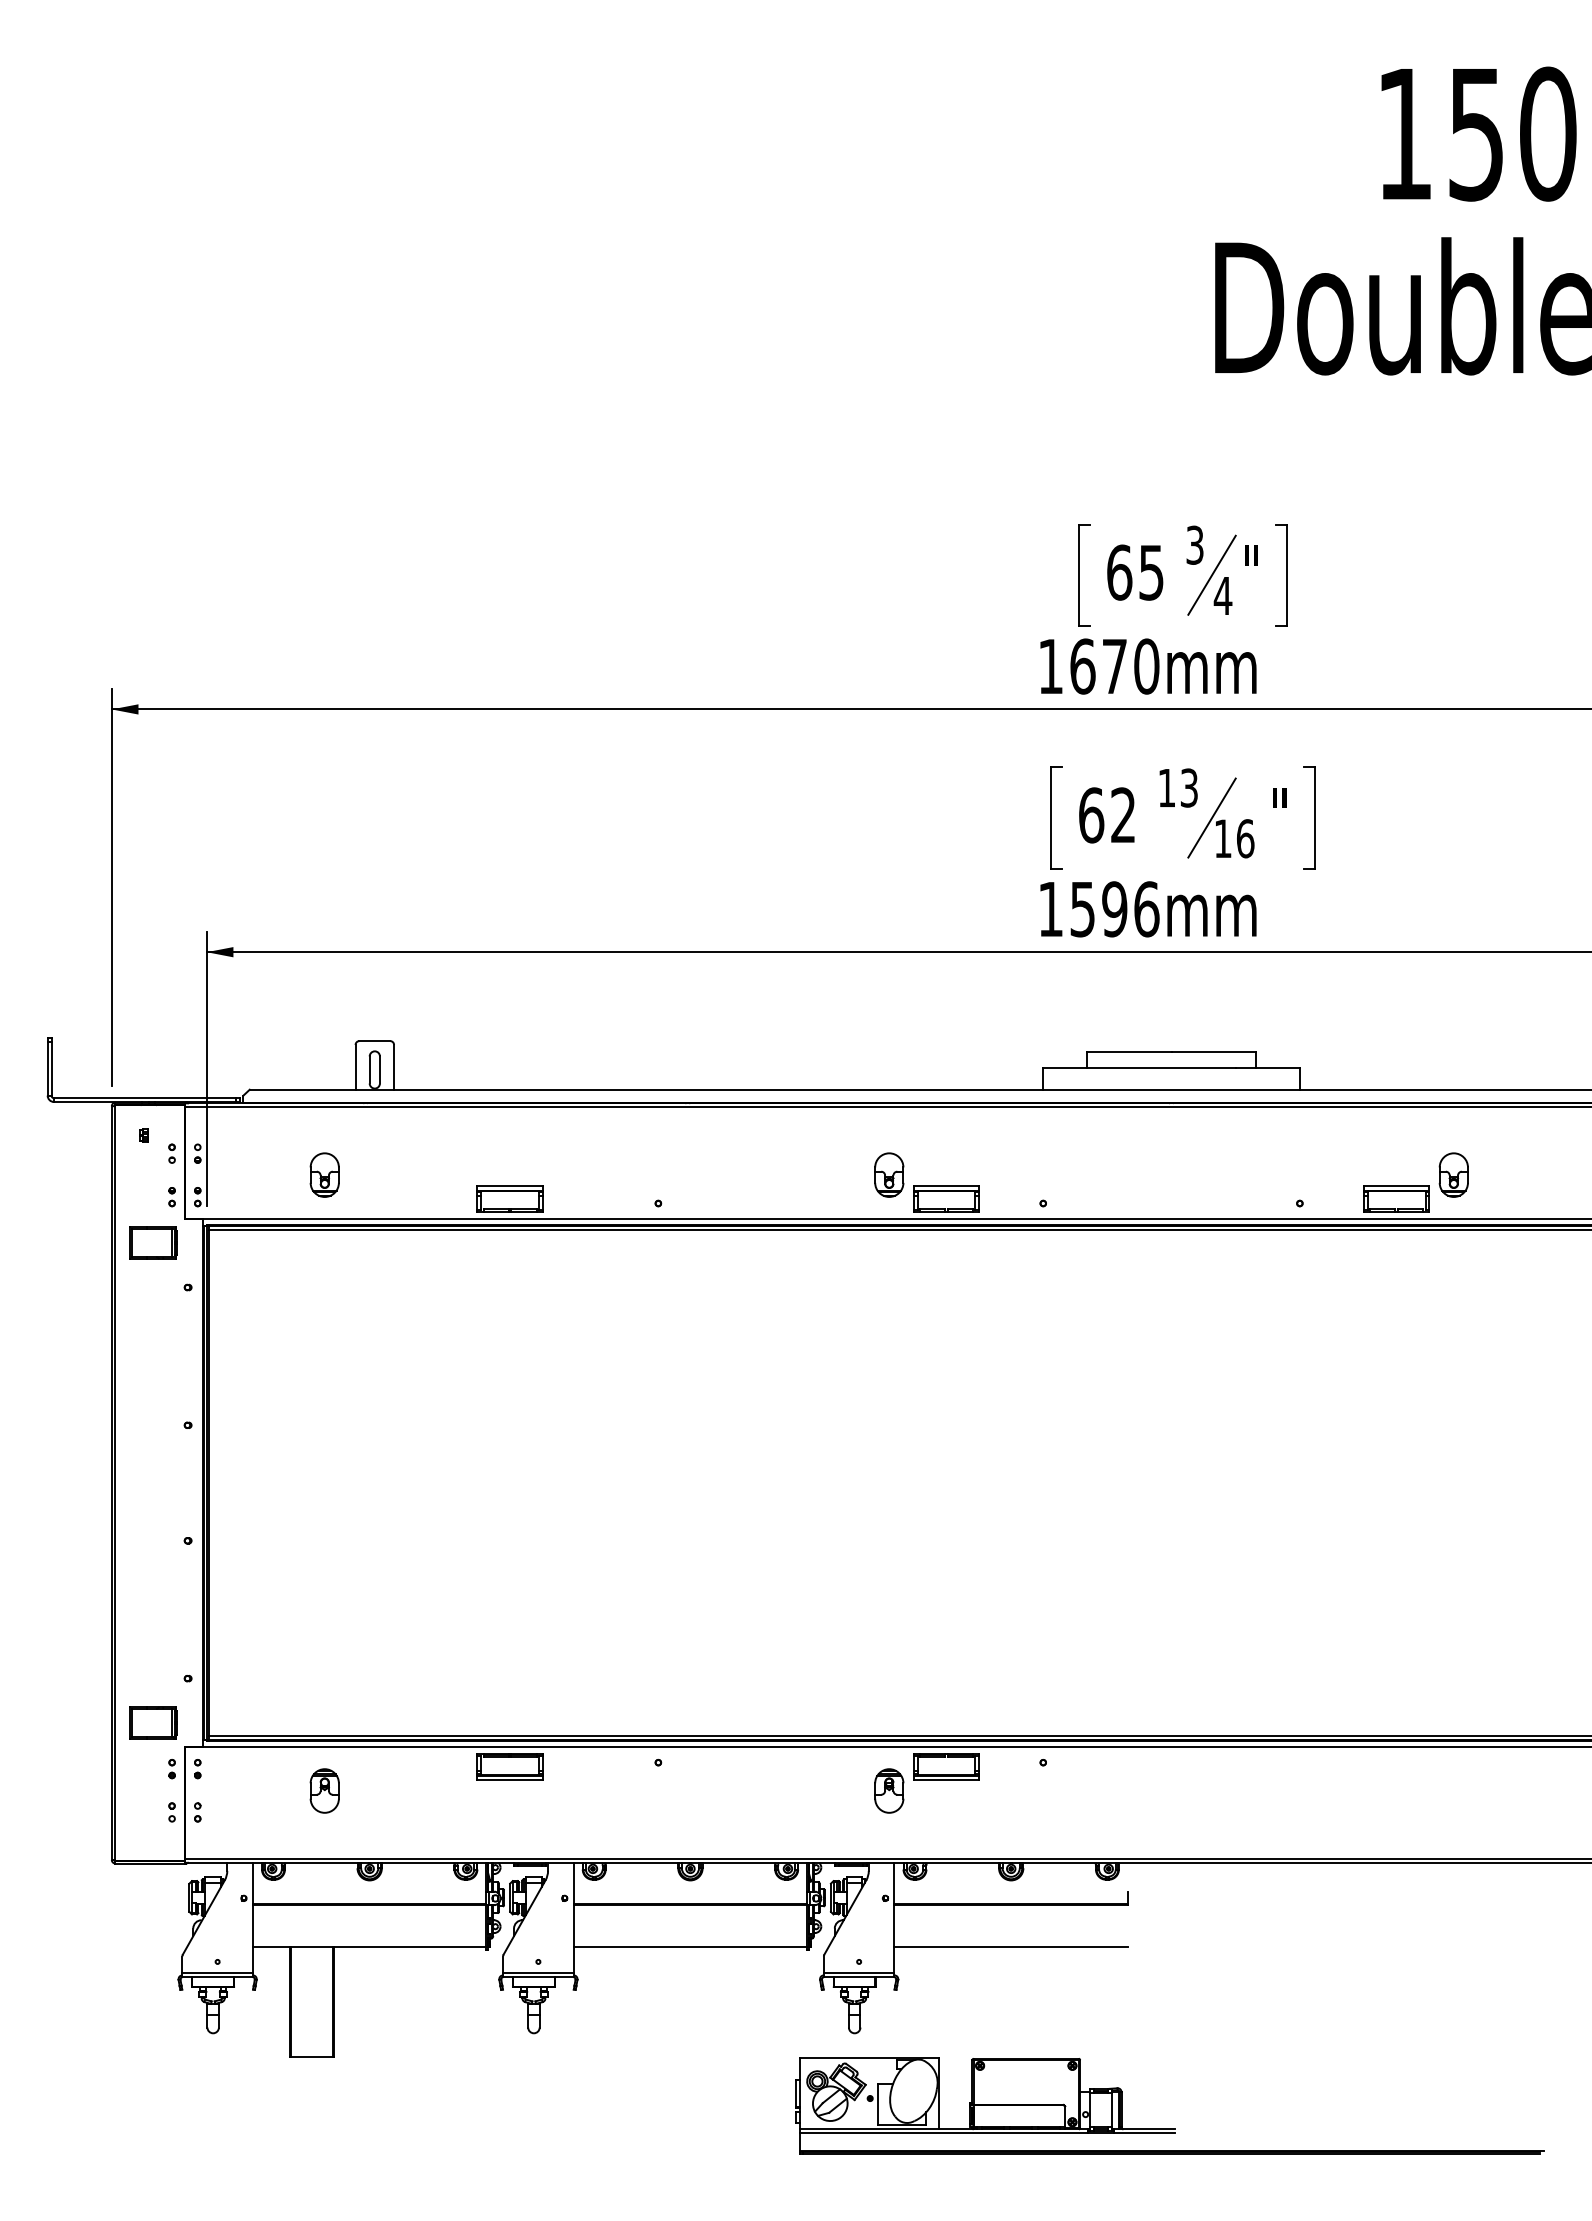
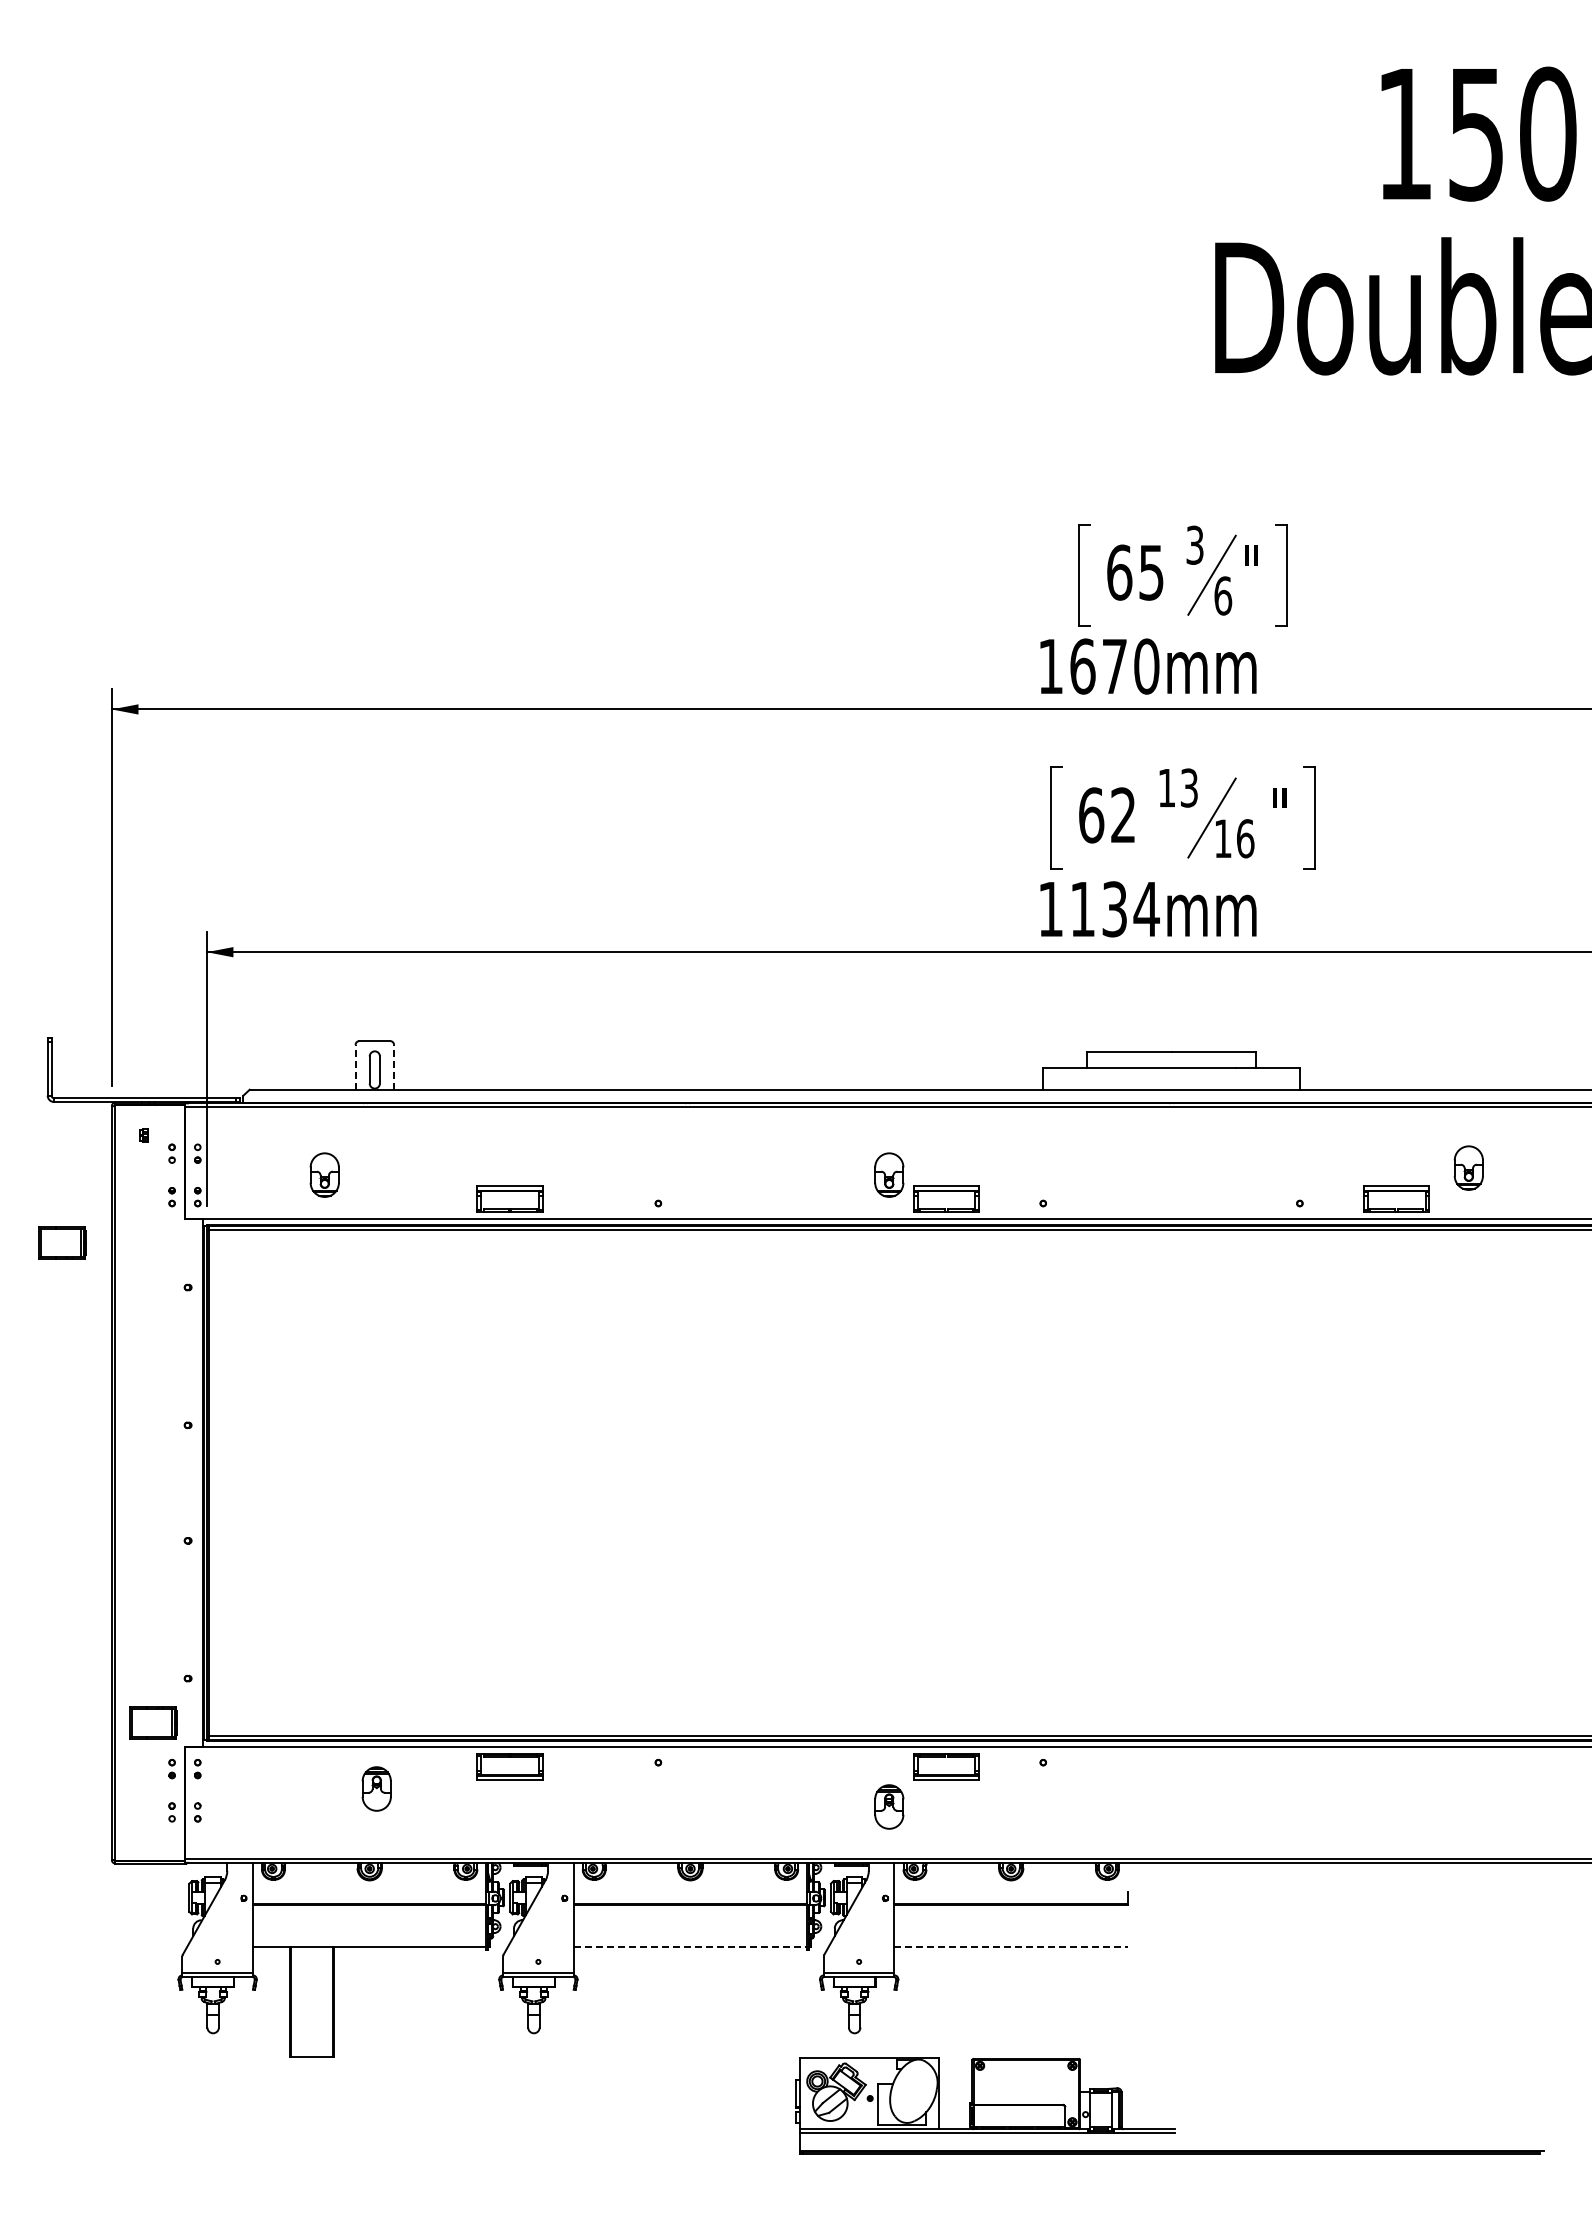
text: 4 -> 6 (1222, 595)
text: 1596mm -> 1134mm (1114, 909)
line: solid -> dashed (355, 1066)
line: solid -> dashed (394, 1066)
part position: (1453, 1174) -> (1468, 1167) (1468, 1167)
part position: (153, 1242) -> (62, 1242) (62, 1242)
part position: (324, 1790) -> (376, 1788) (376, 1788)
part position: (889, 1790) -> (889, 1806) (889, 1806)
line: solid -> dashed (690, 1947)
line: solid -> dashed (1011, 1947)
